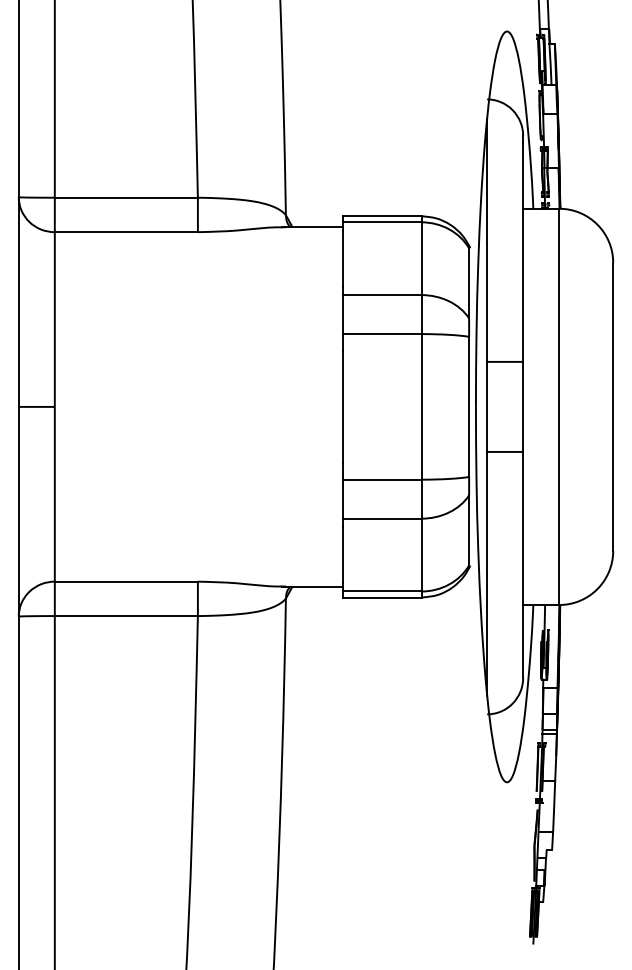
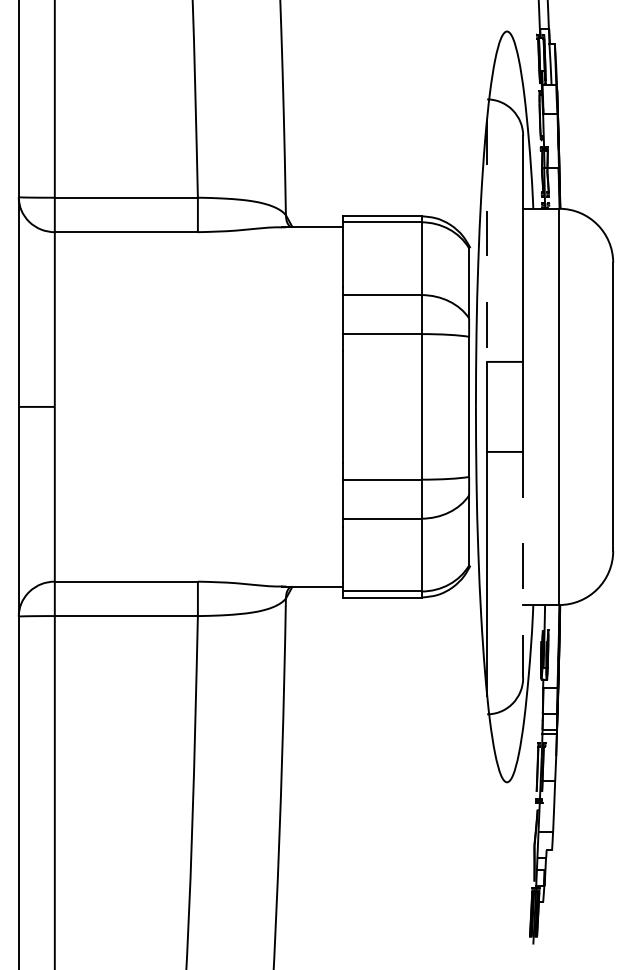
line: solid -> dashed (487, 241)
line: solid -> dashed (523, 564)
